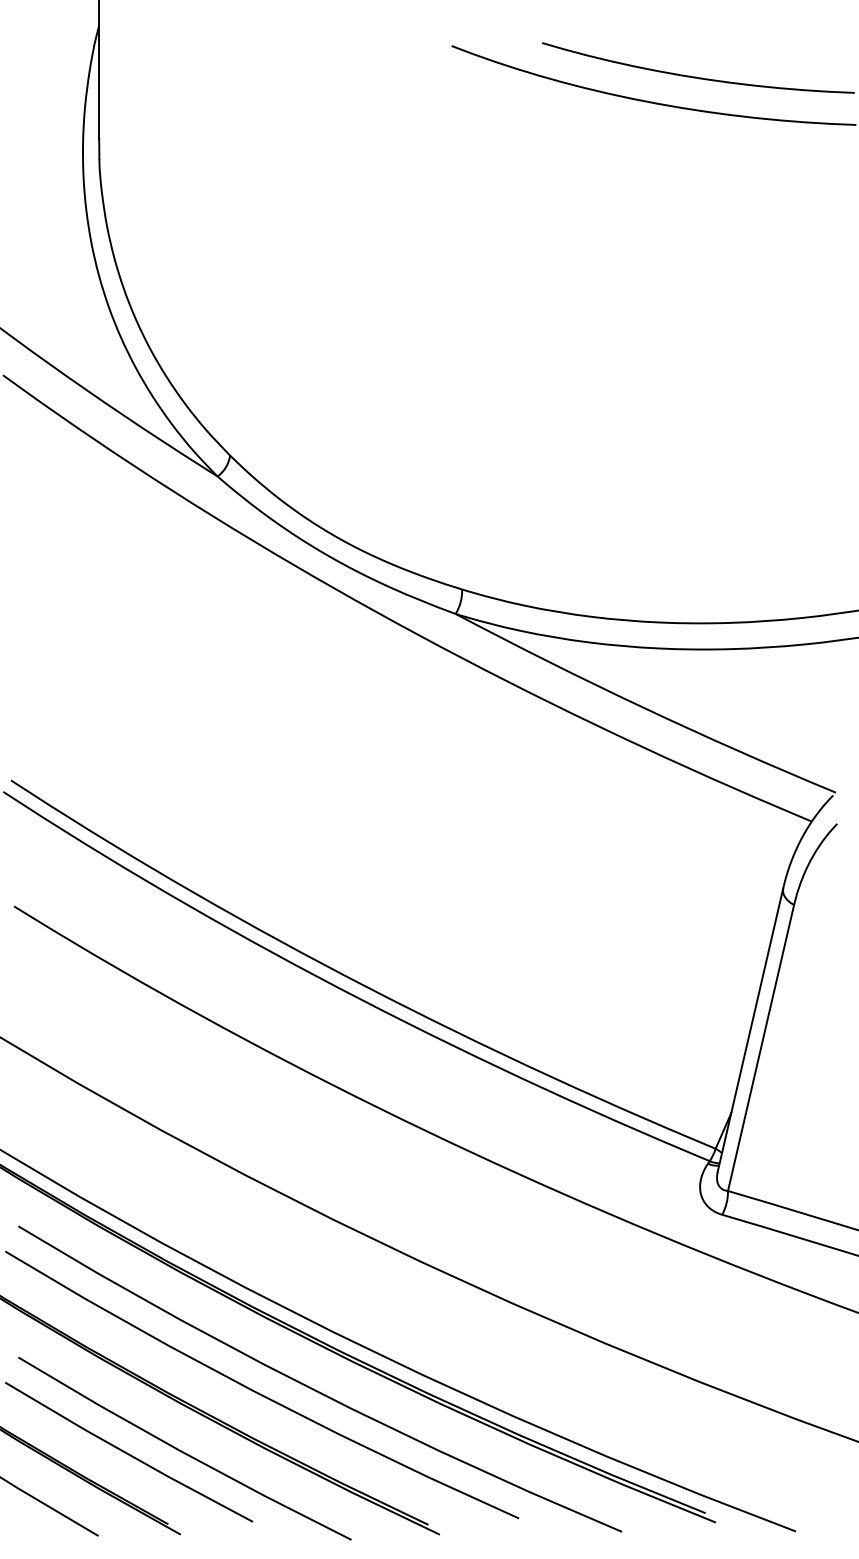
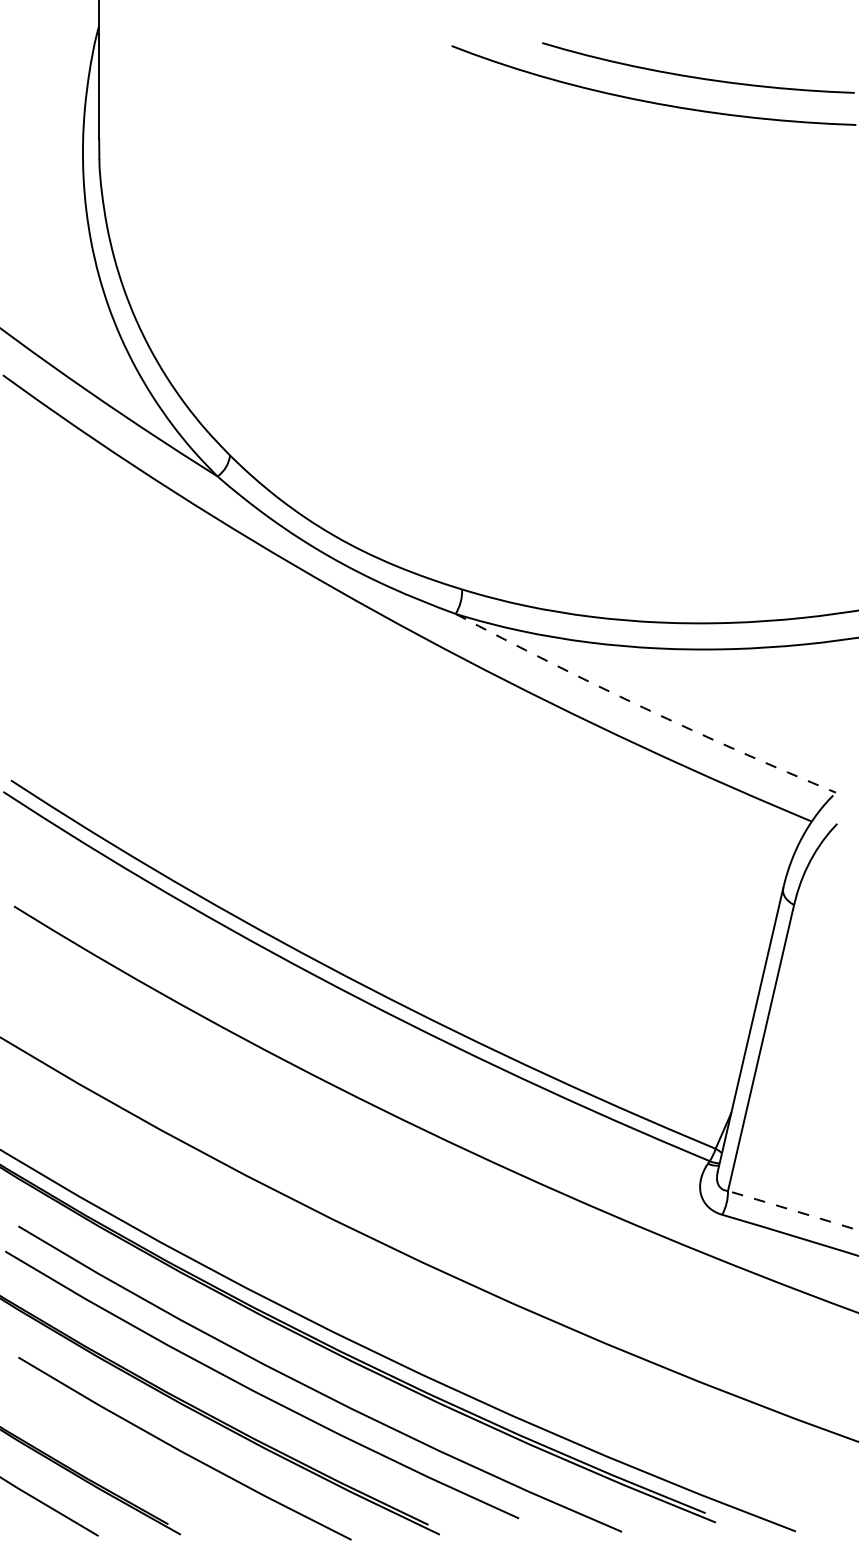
arc: solid -> dashed (643, 707)
arc: solid -> dashed (793, 1210)
line: present -> none (129, 1453)
